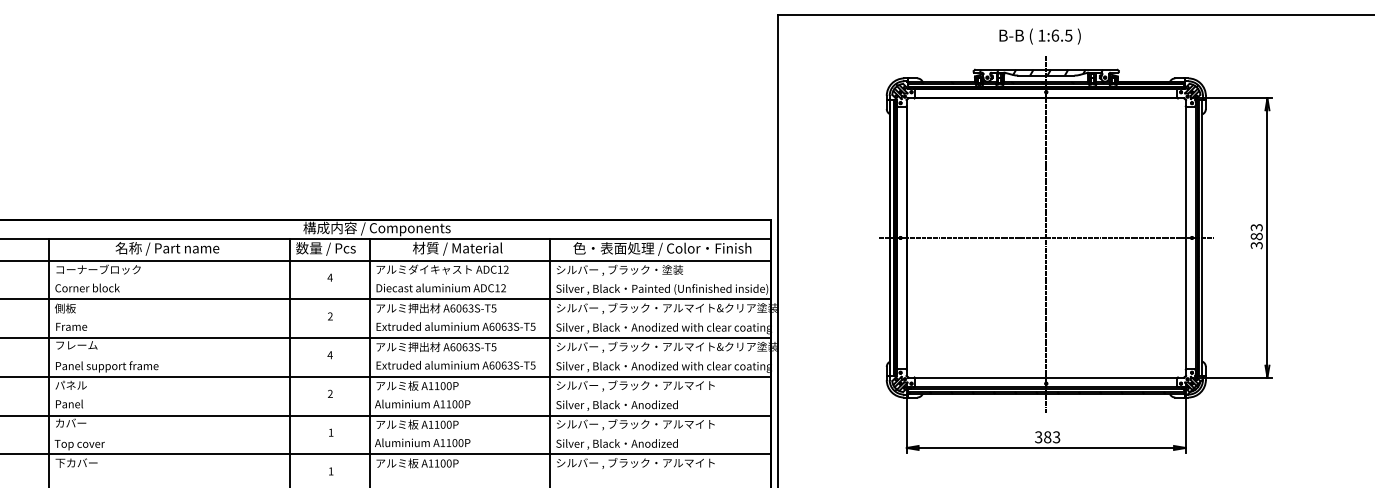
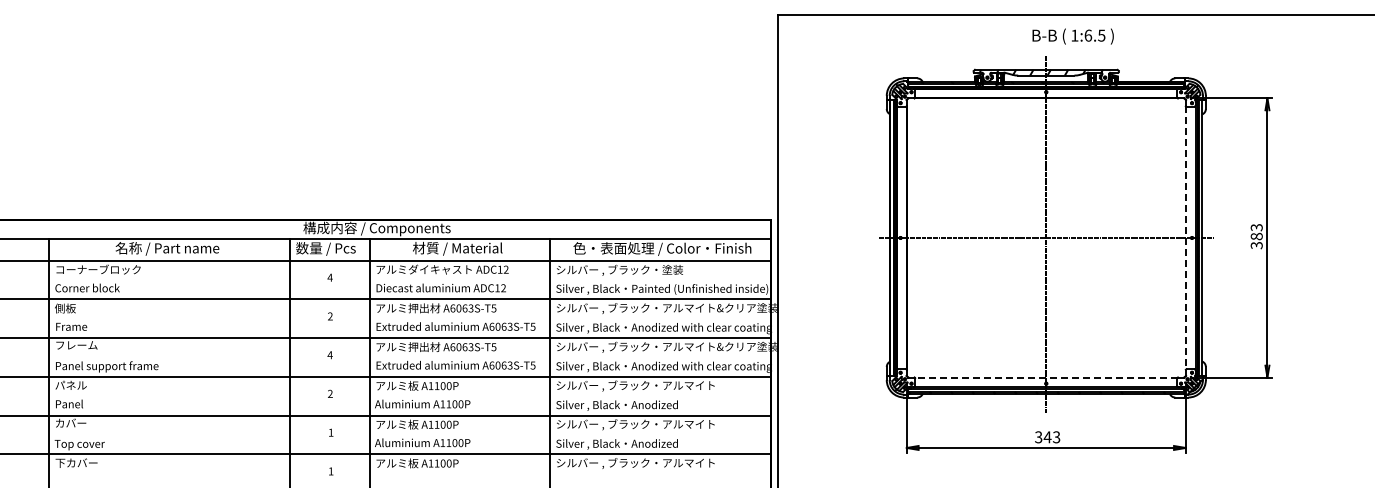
text position: (1039, 36) -> (1072, 36) (1072, 36)
line: solid -> dashed (1185, 237)
line: solid -> dashed (1046, 377)
text: 383 -> 343 (1047, 437)
